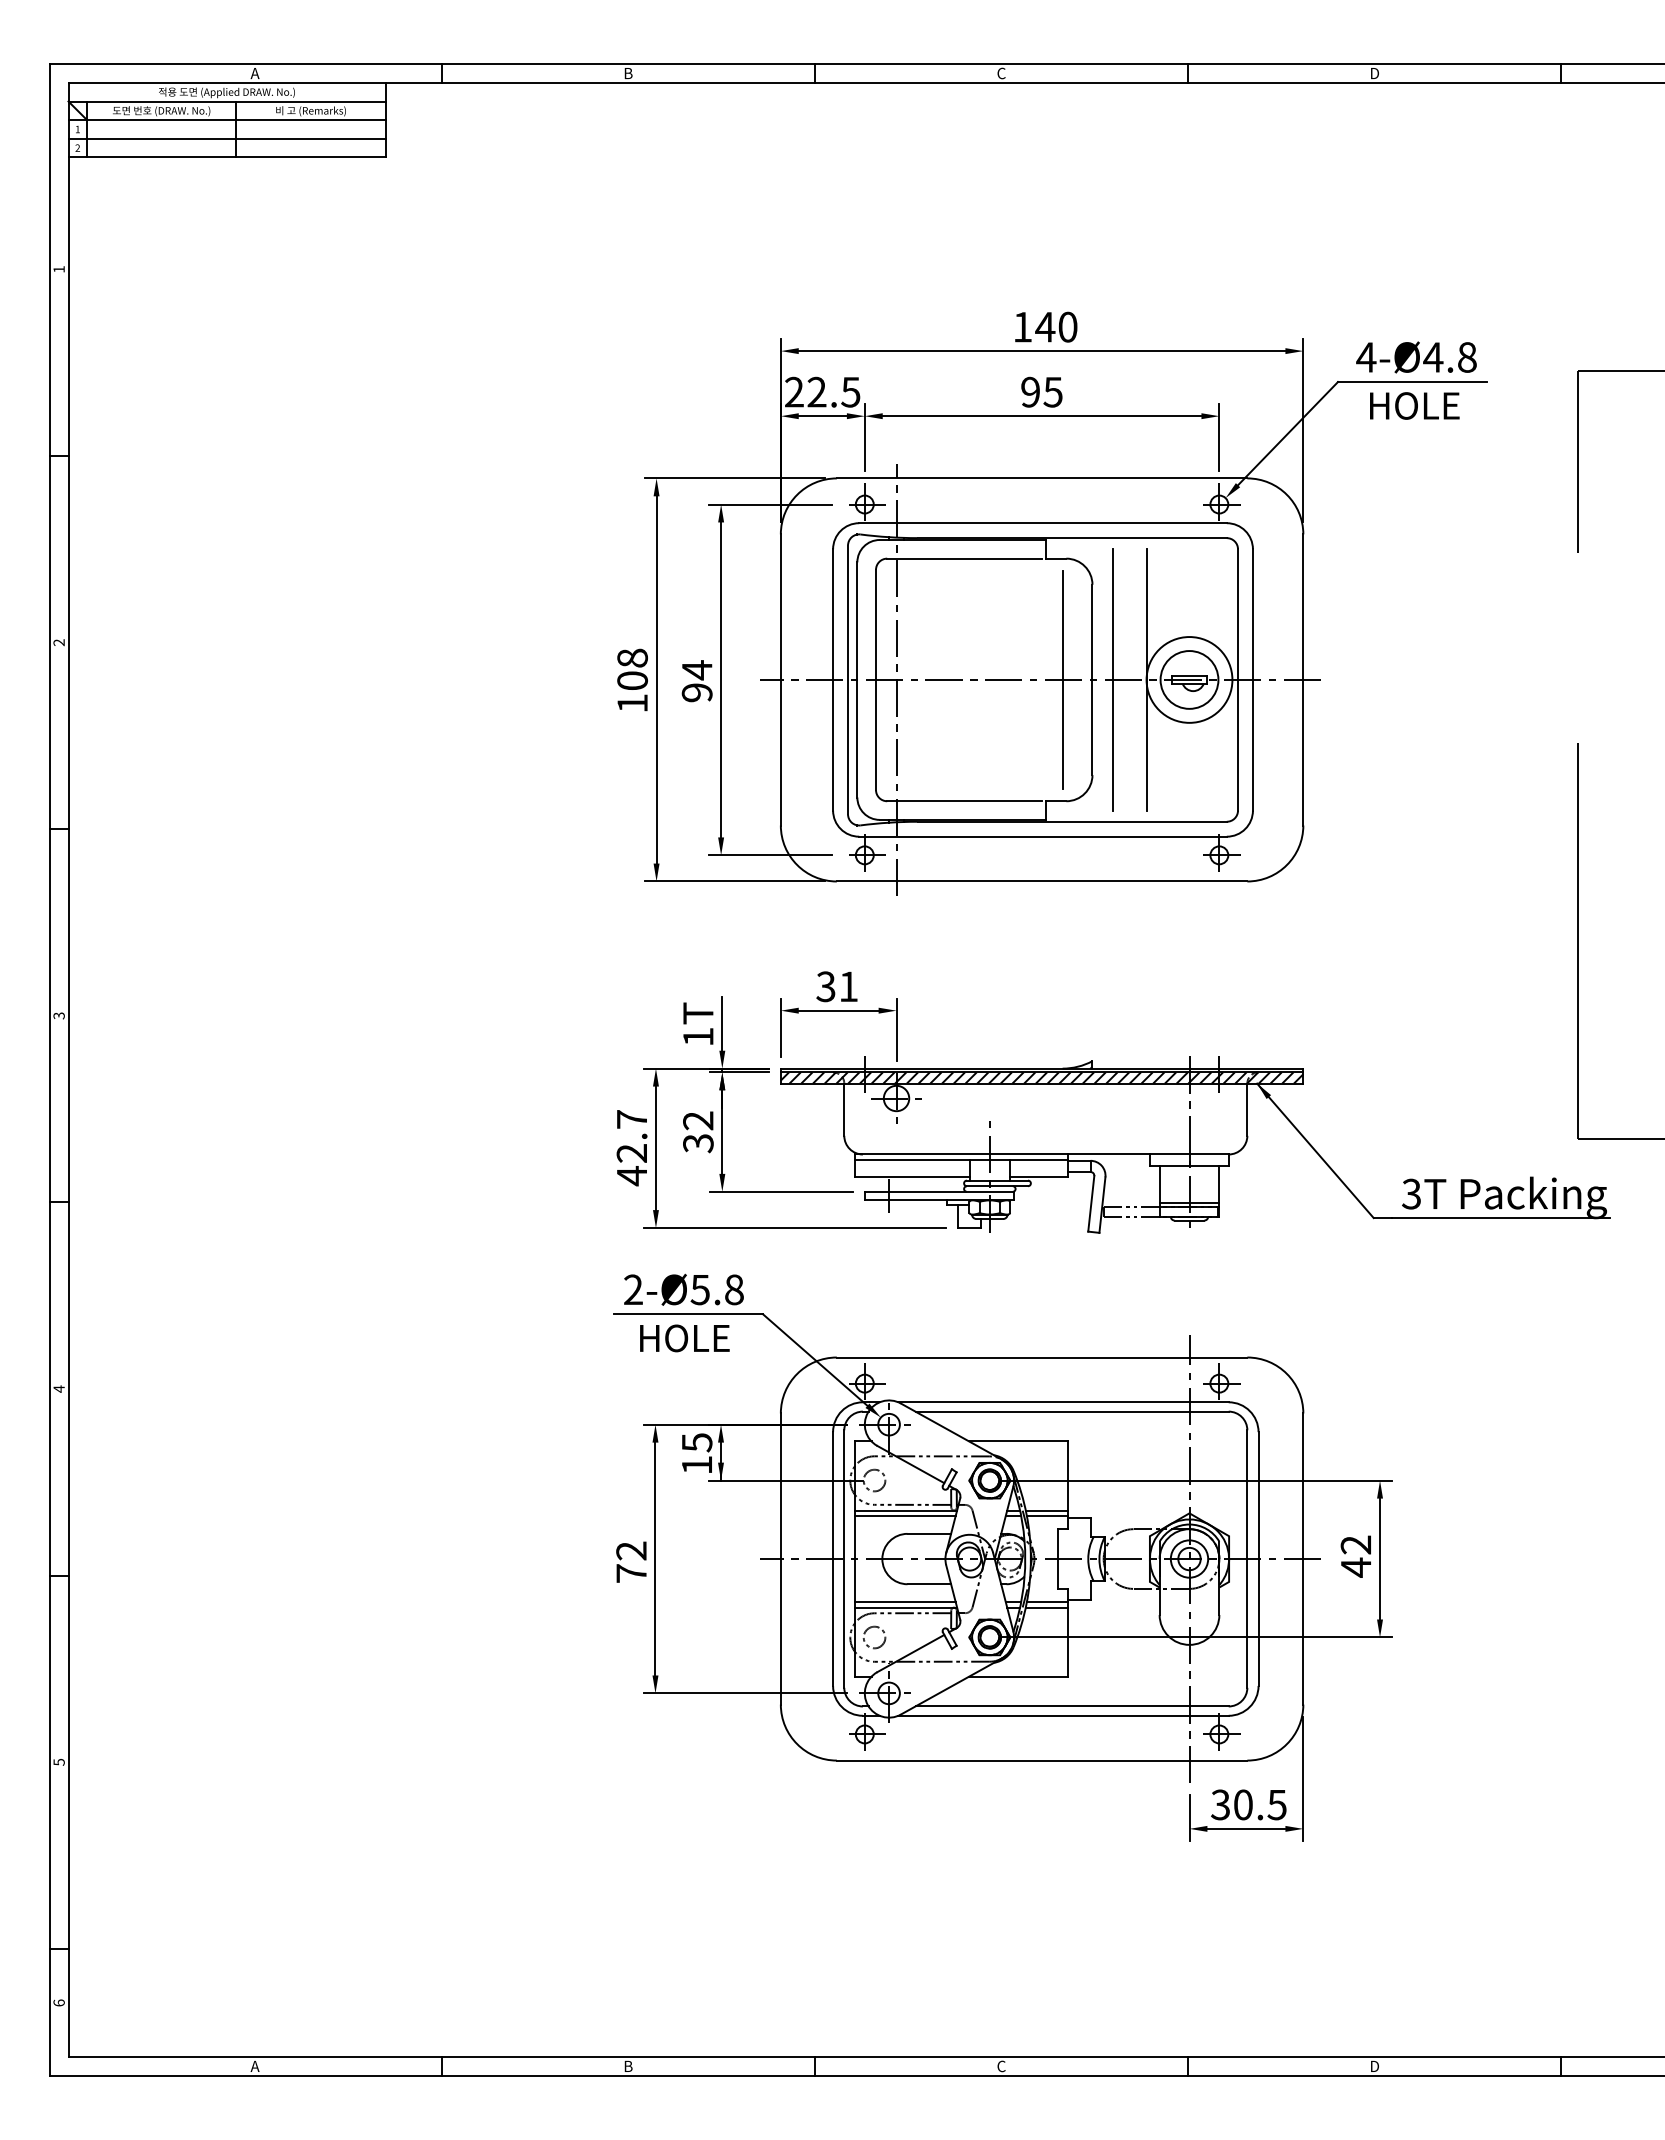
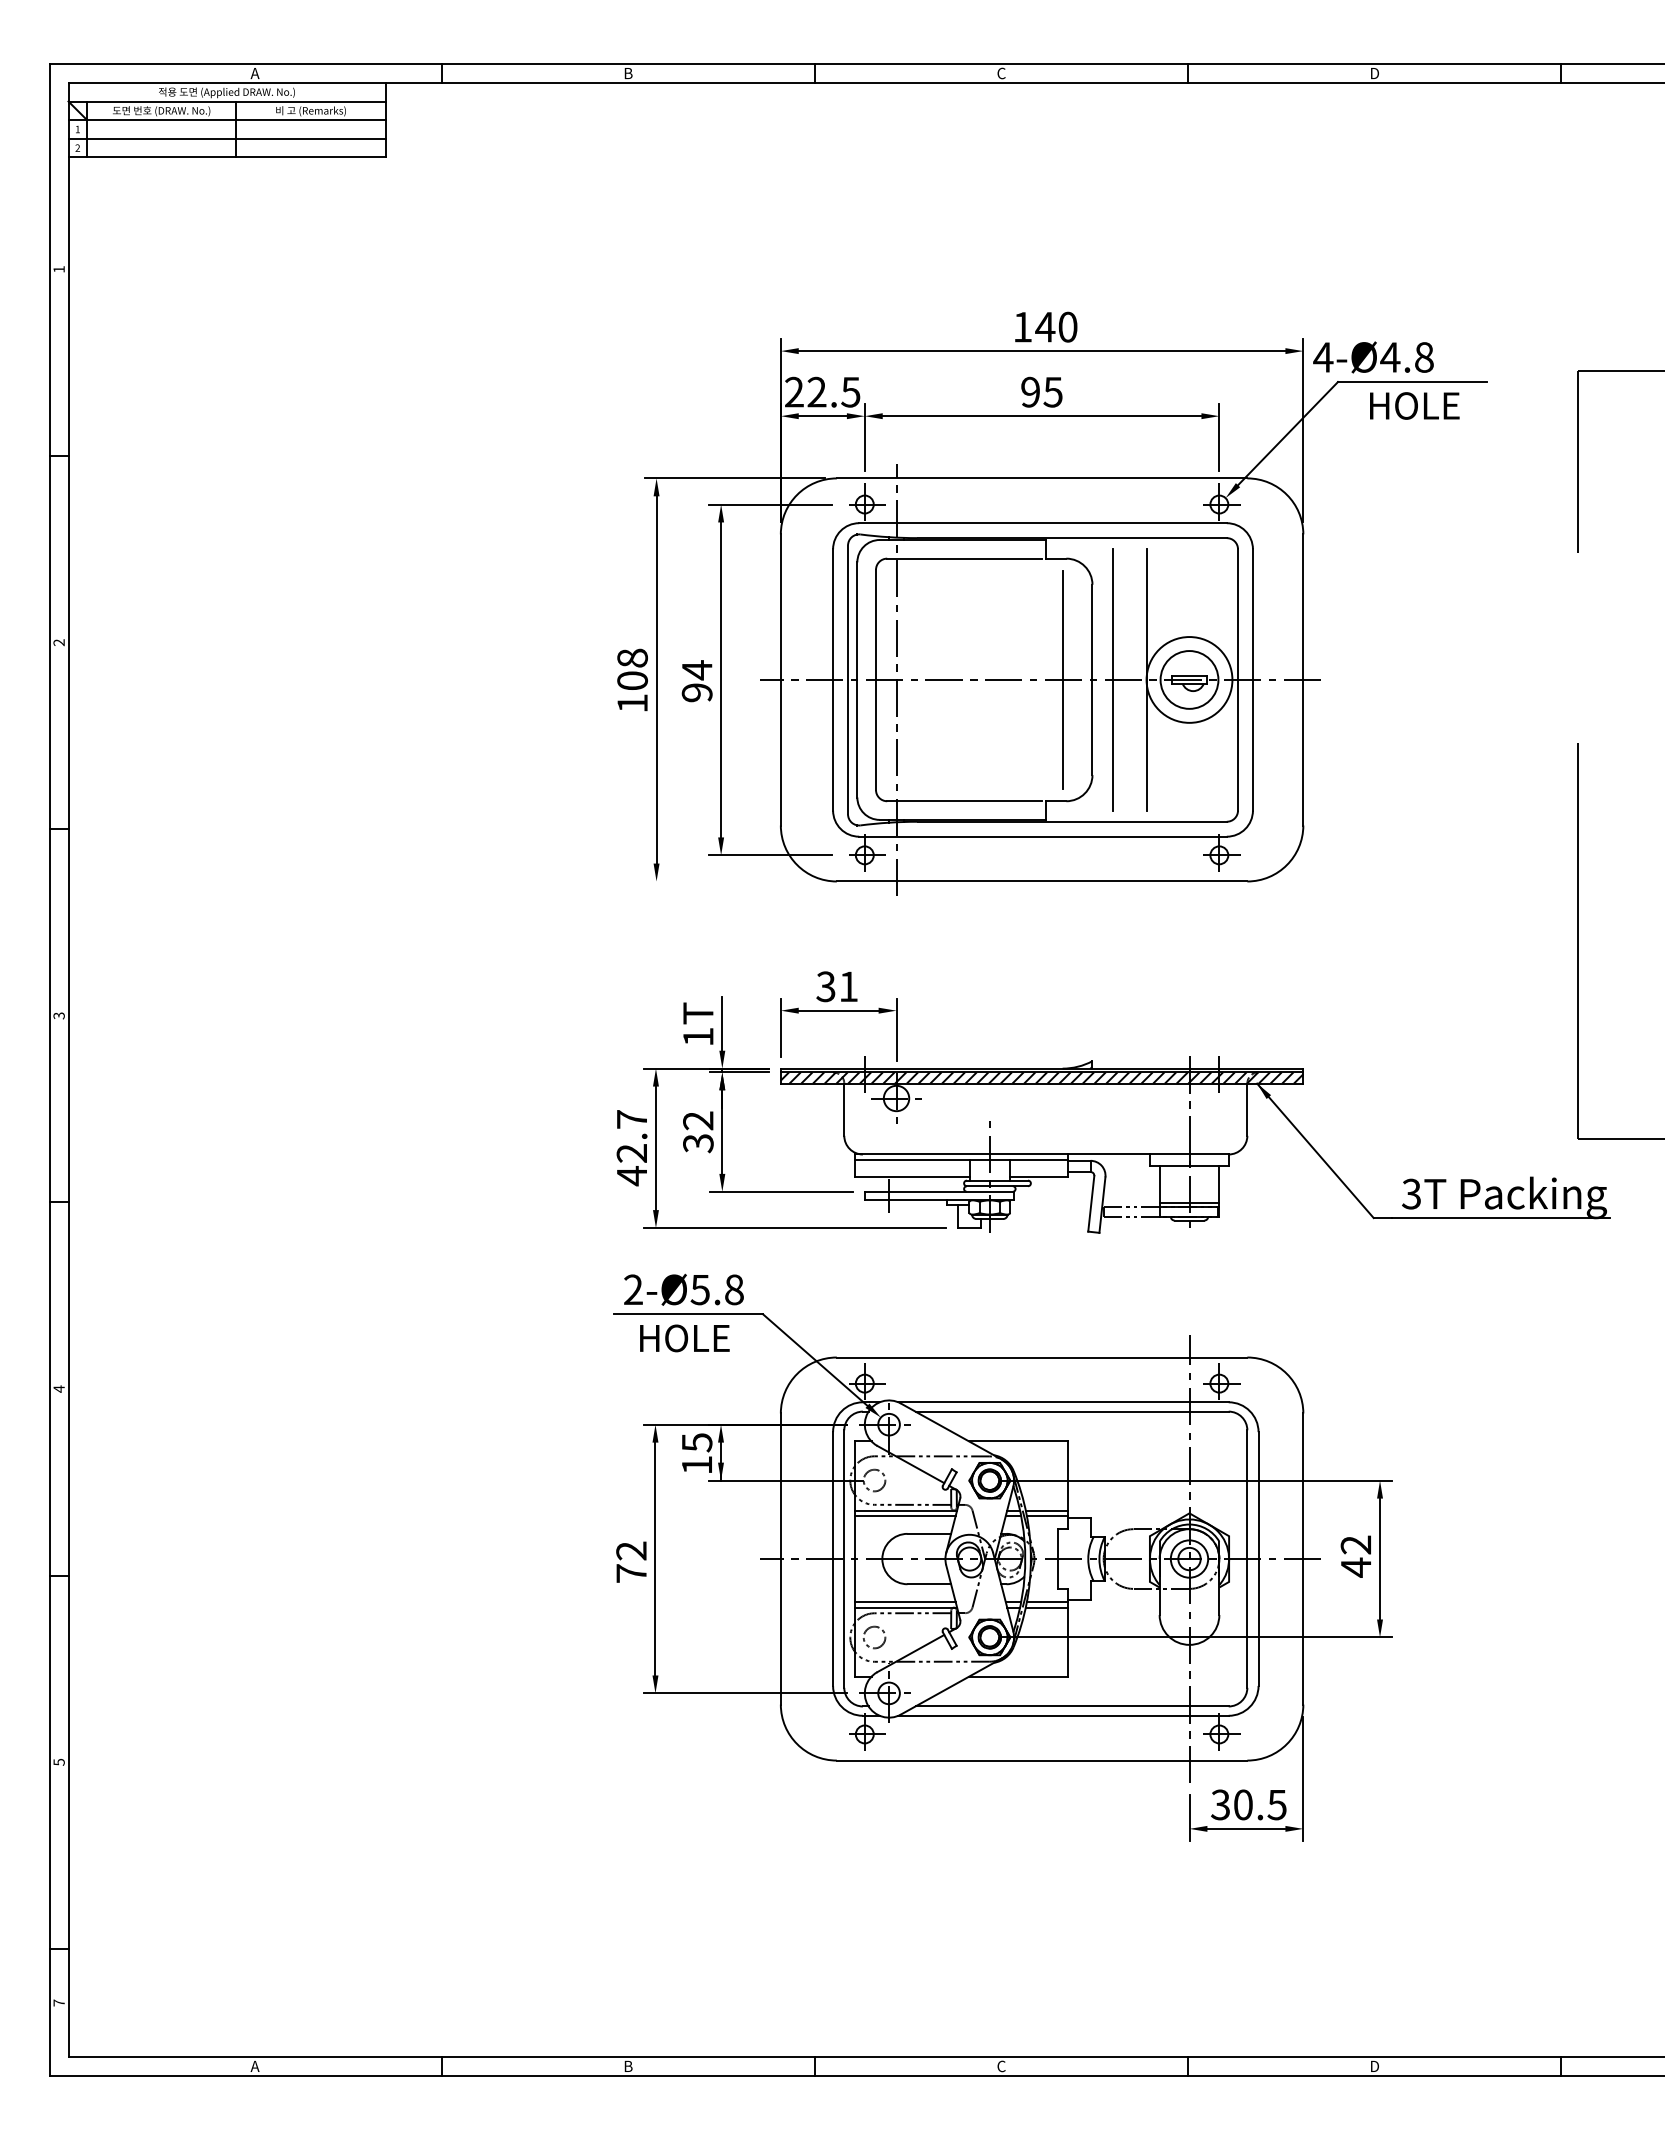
text position: (1416, 357) -> (1373, 357) (1373, 357)
line: present -> none (734, 881)
text: 6 -> 7 (58, 2002)
